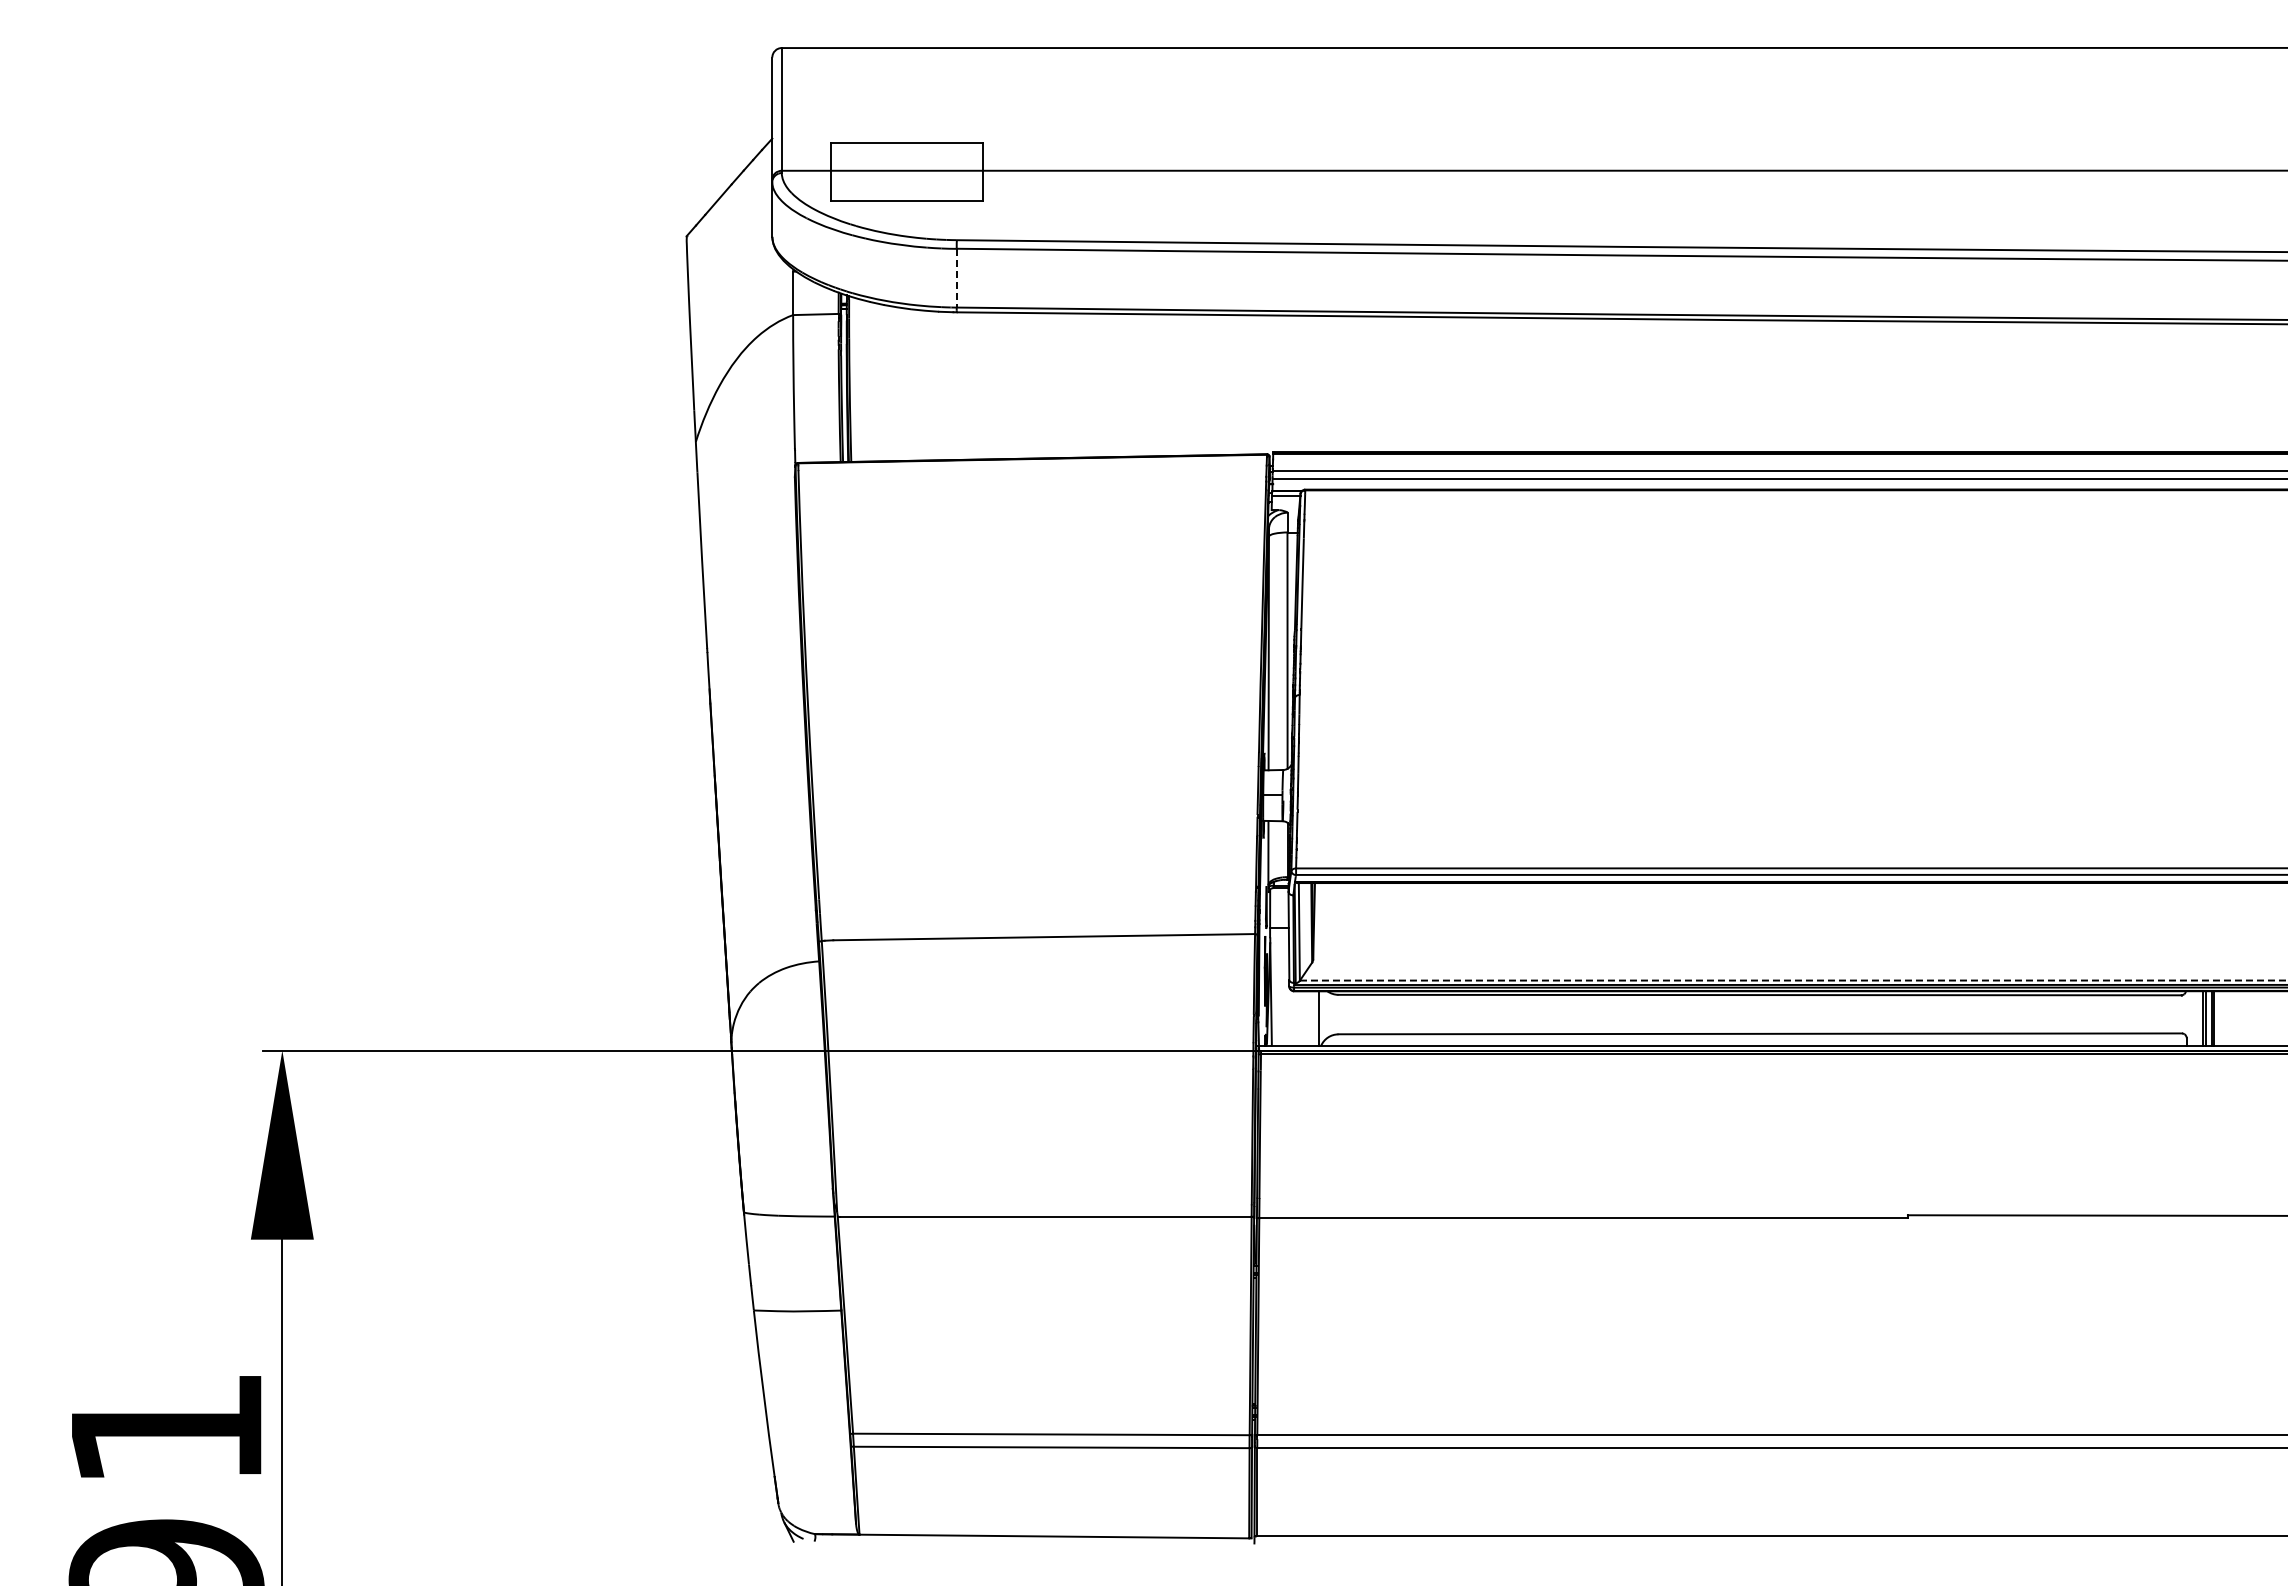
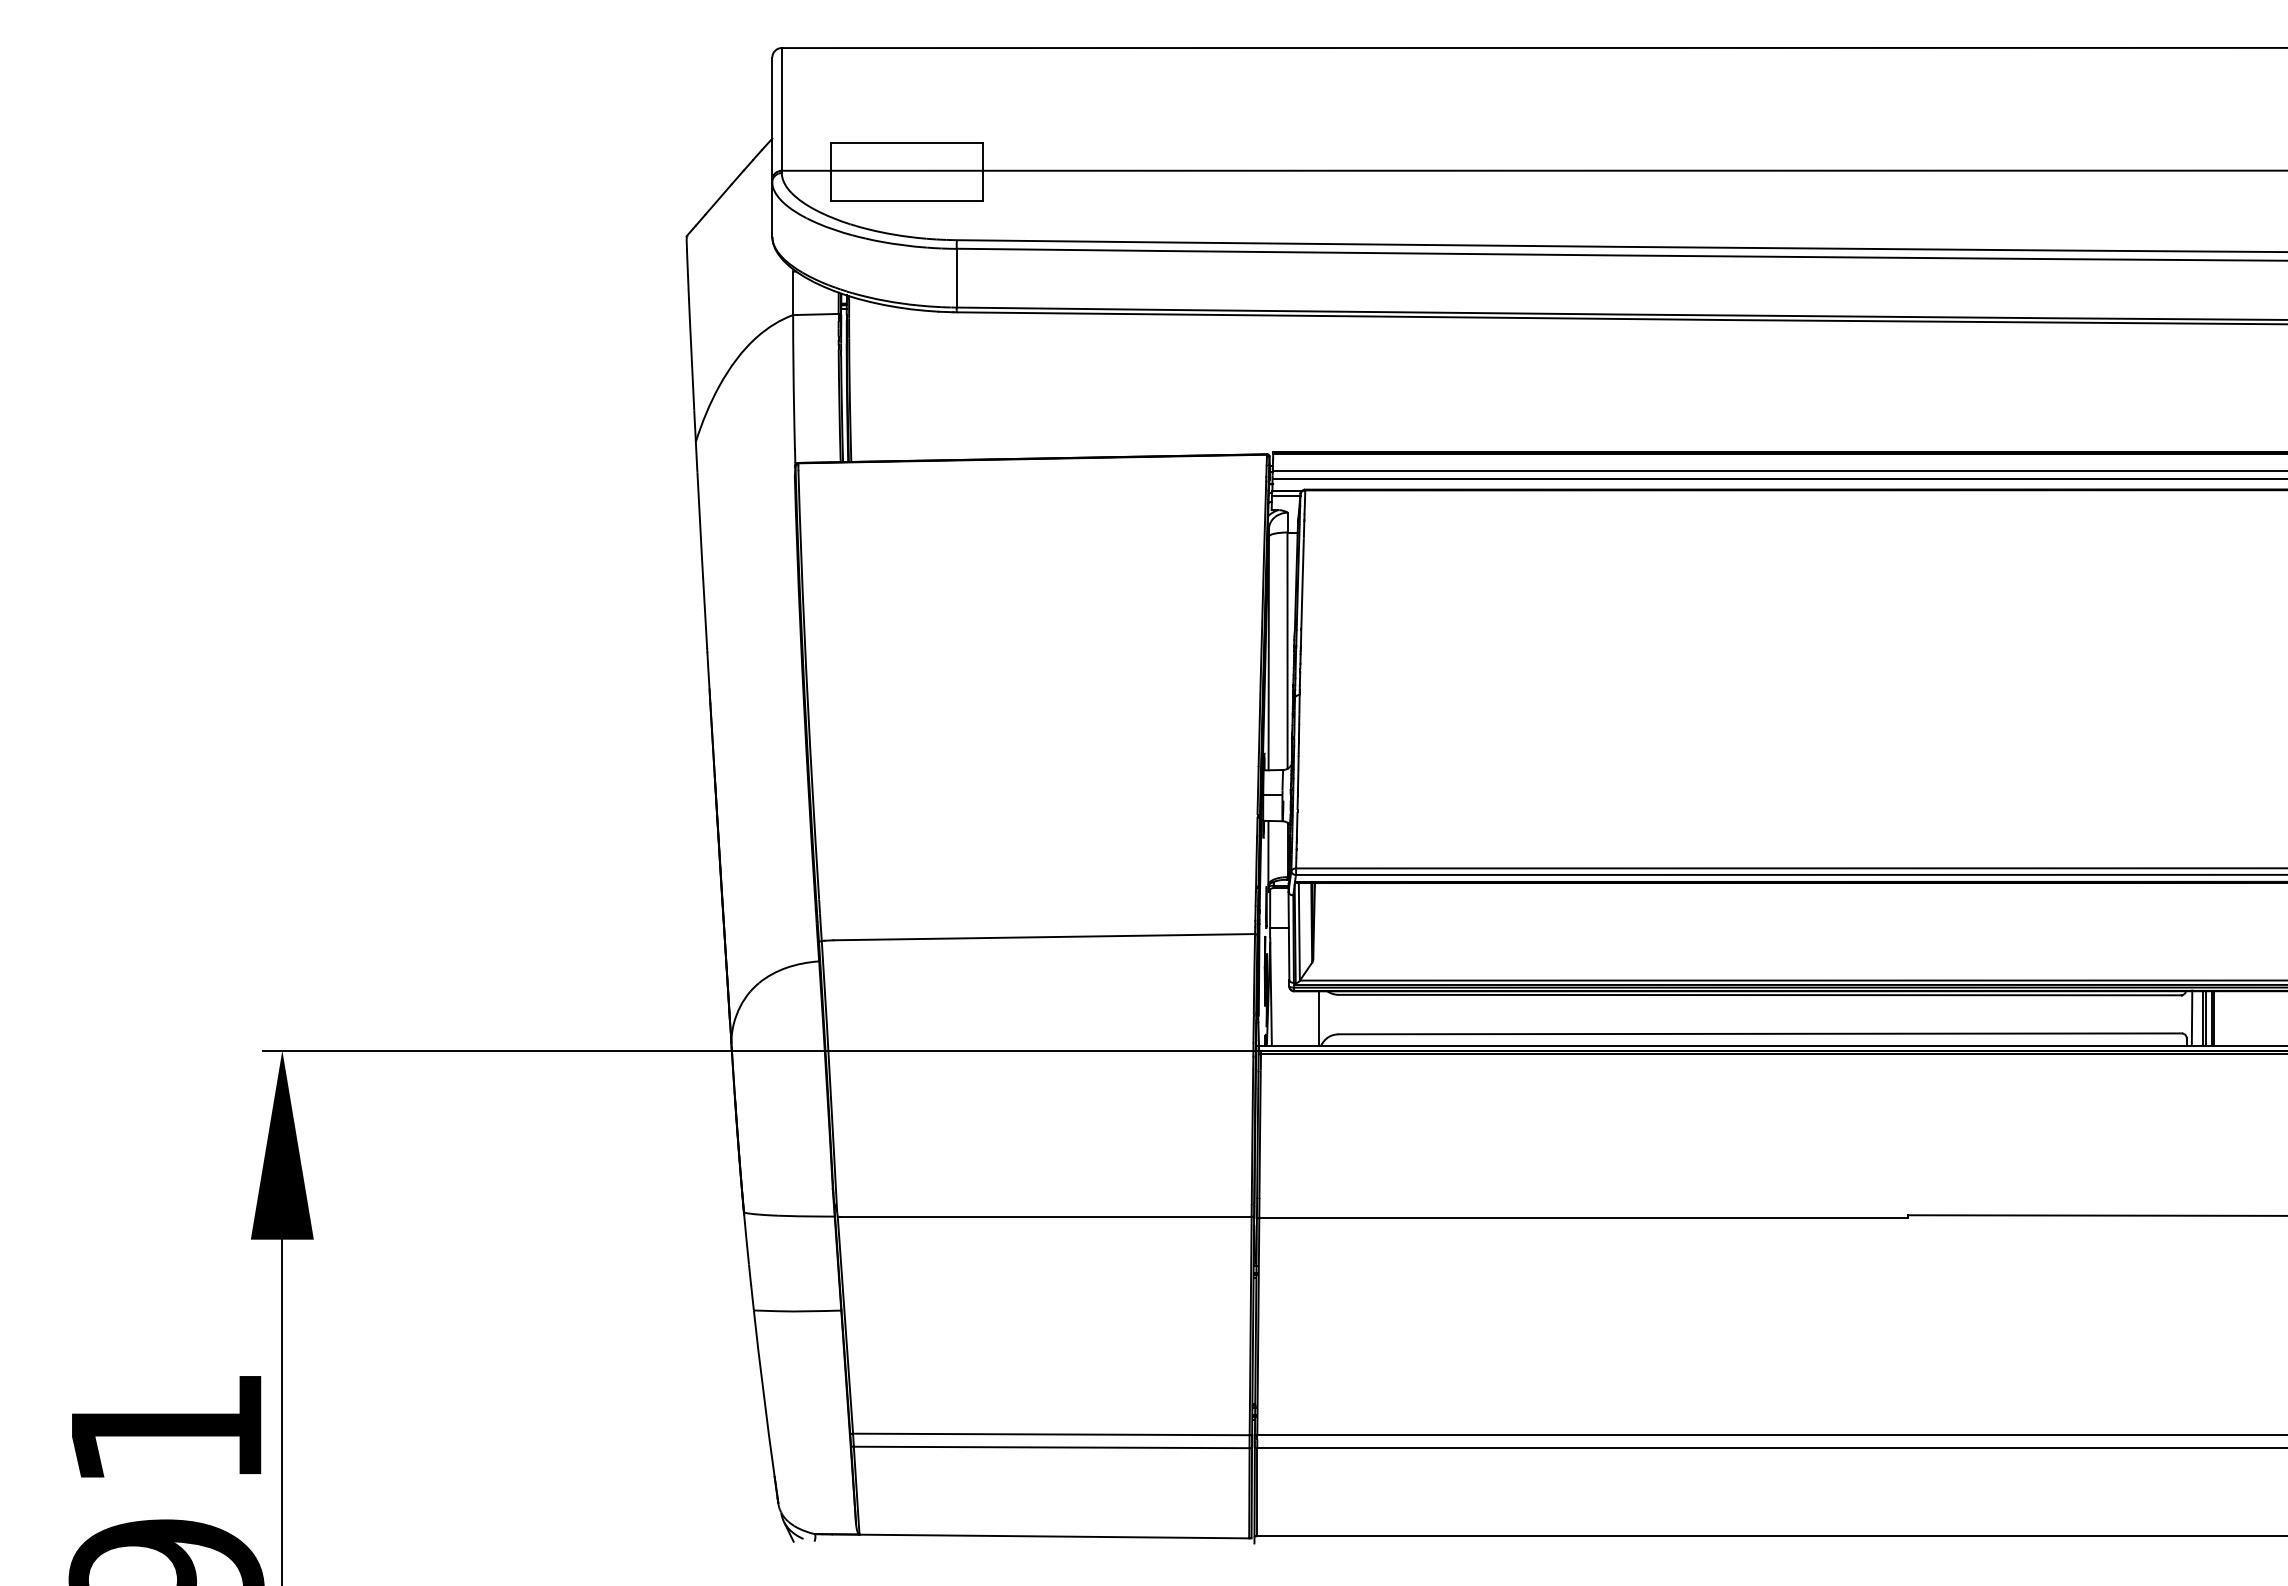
line: dashed -> solid (956, 278)
line: dashed -> solid (1793, 980)
line: none -> present (2191, 1017)
